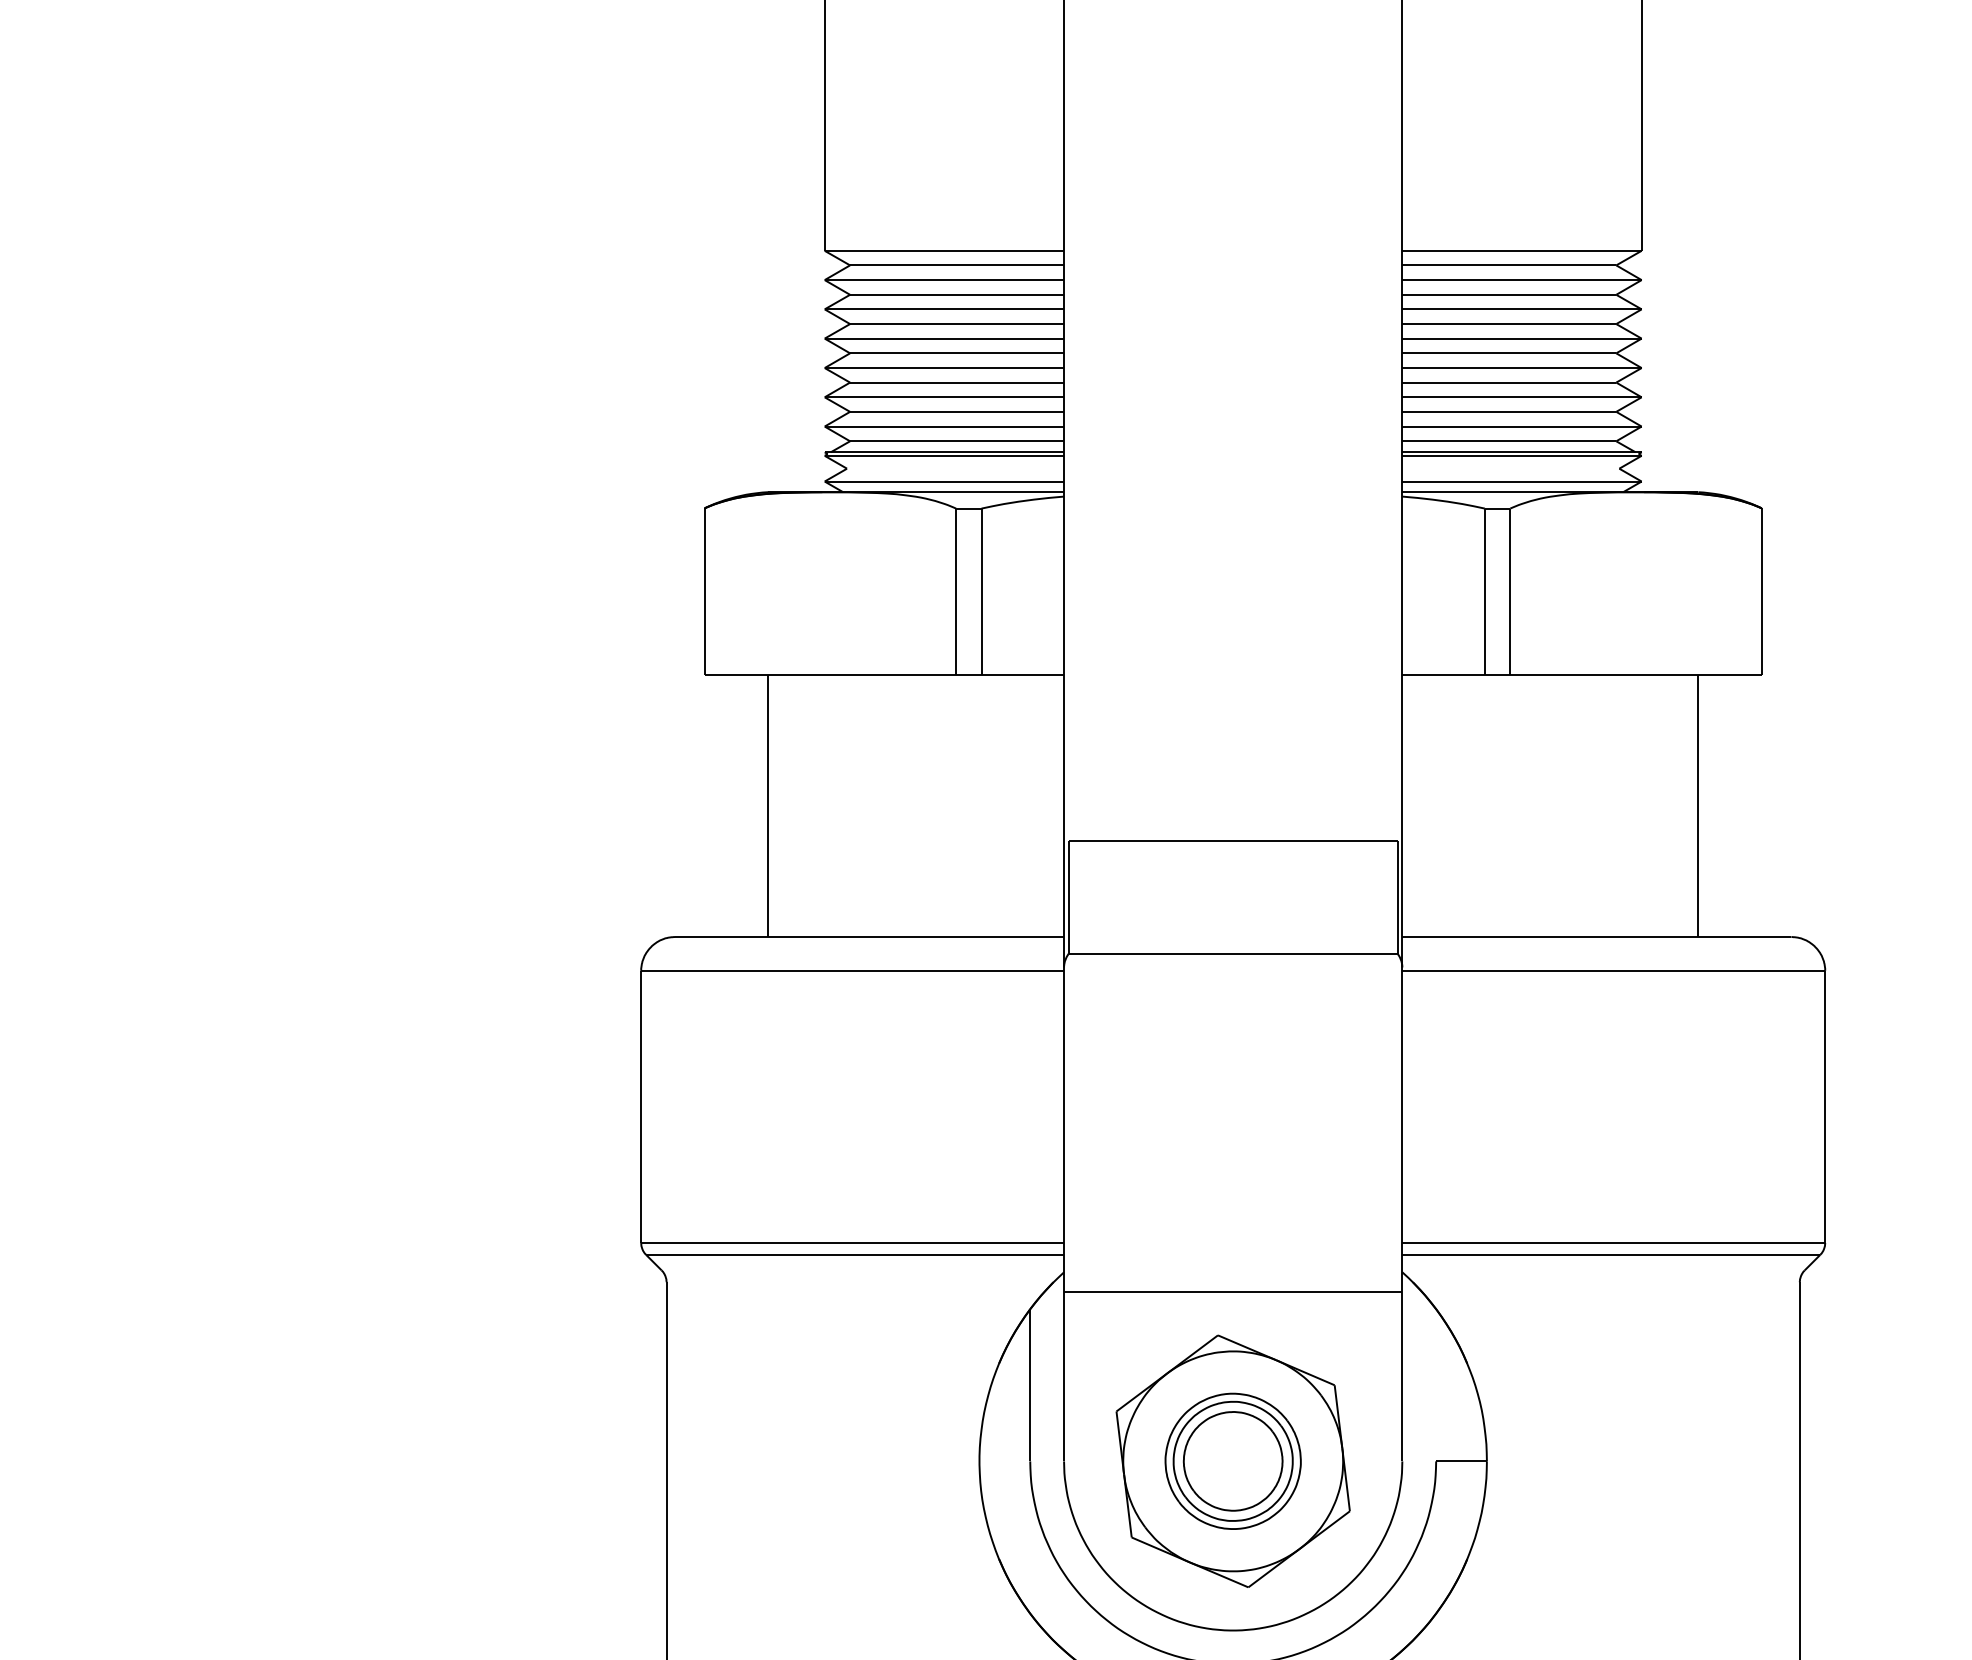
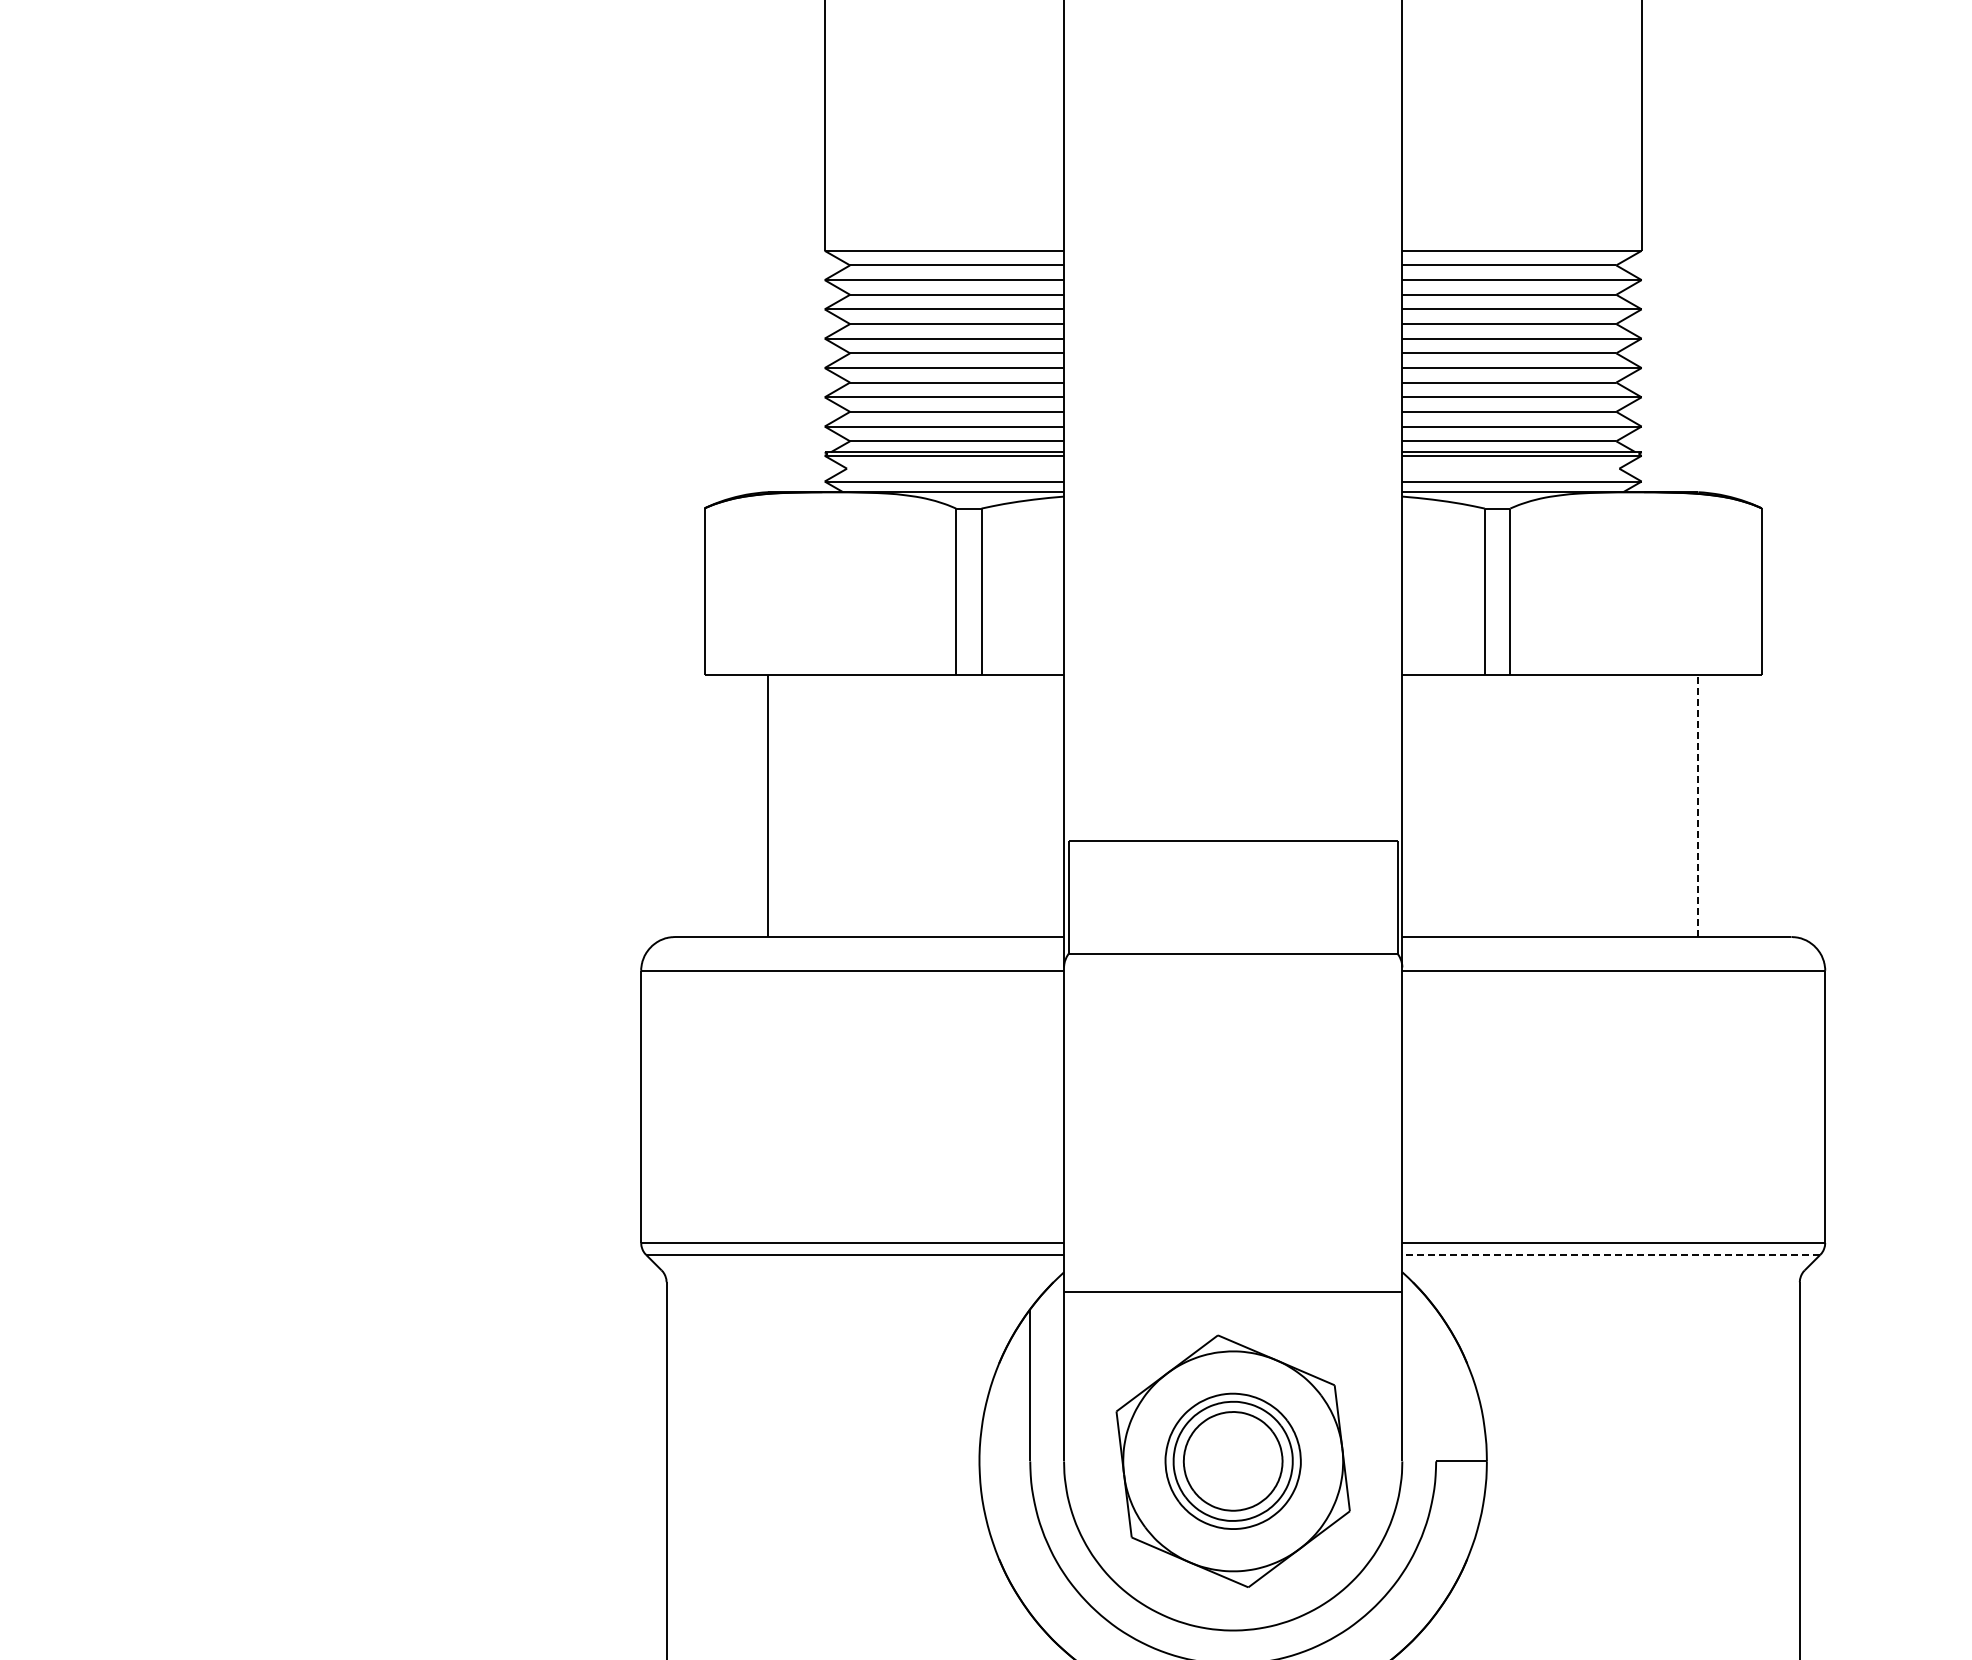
line: solid -> dashed (1698, 805)
line: solid -> dashed (1611, 1254)
